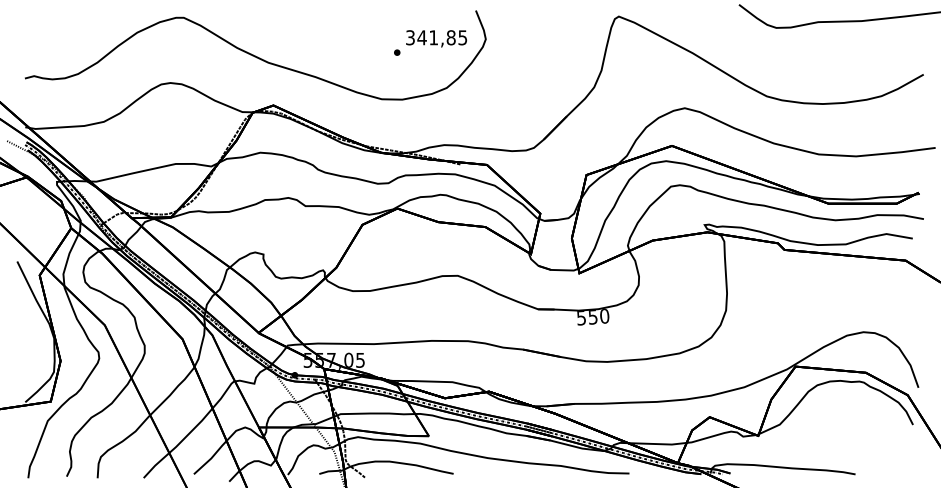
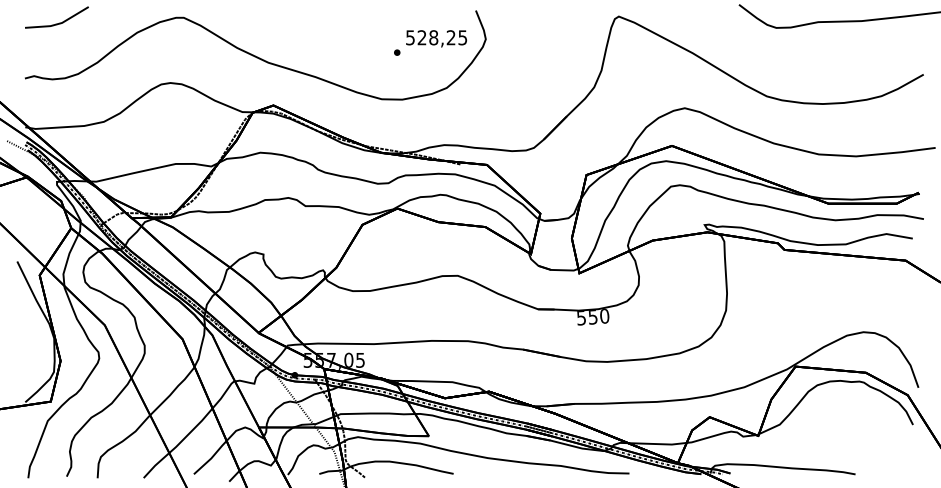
line: none -> present (59, 22)
text: 341,85 -> 528,25 (430, 37)
